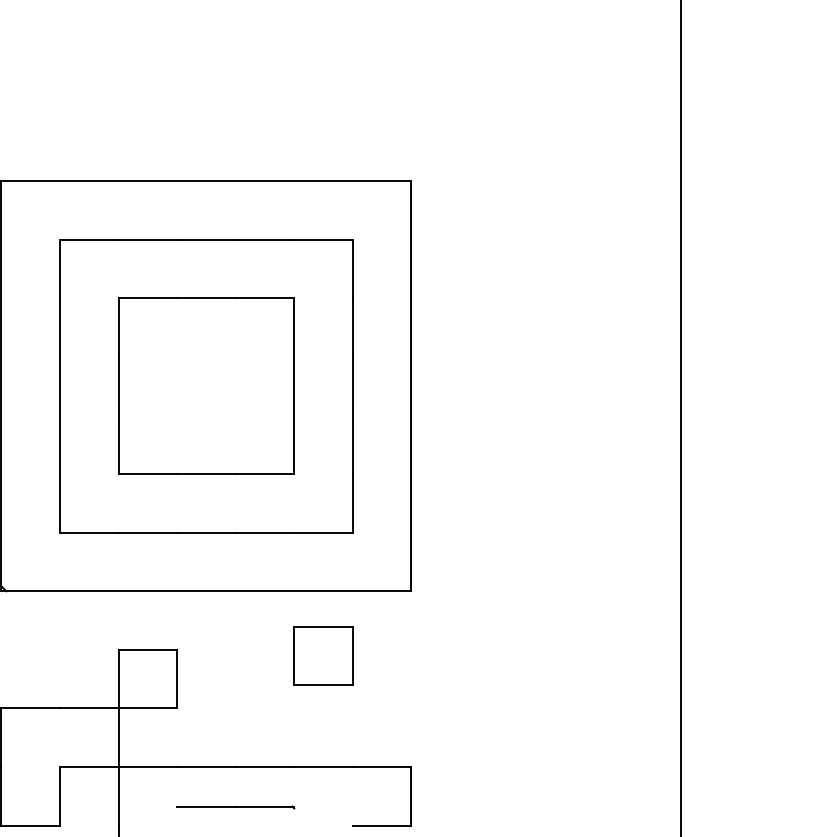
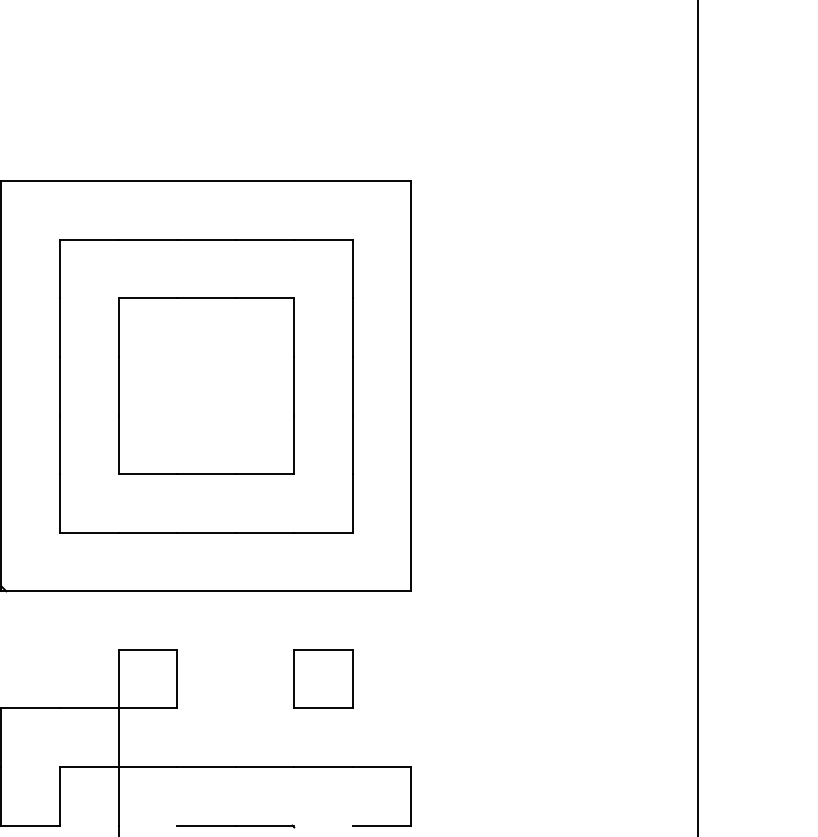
line position: (680, 417) -> (697, 417) (697, 417)
part position: (323, 655) -> (323, 678) (323, 678)
part position: (235, 807) -> (235, 826) (235, 826)
